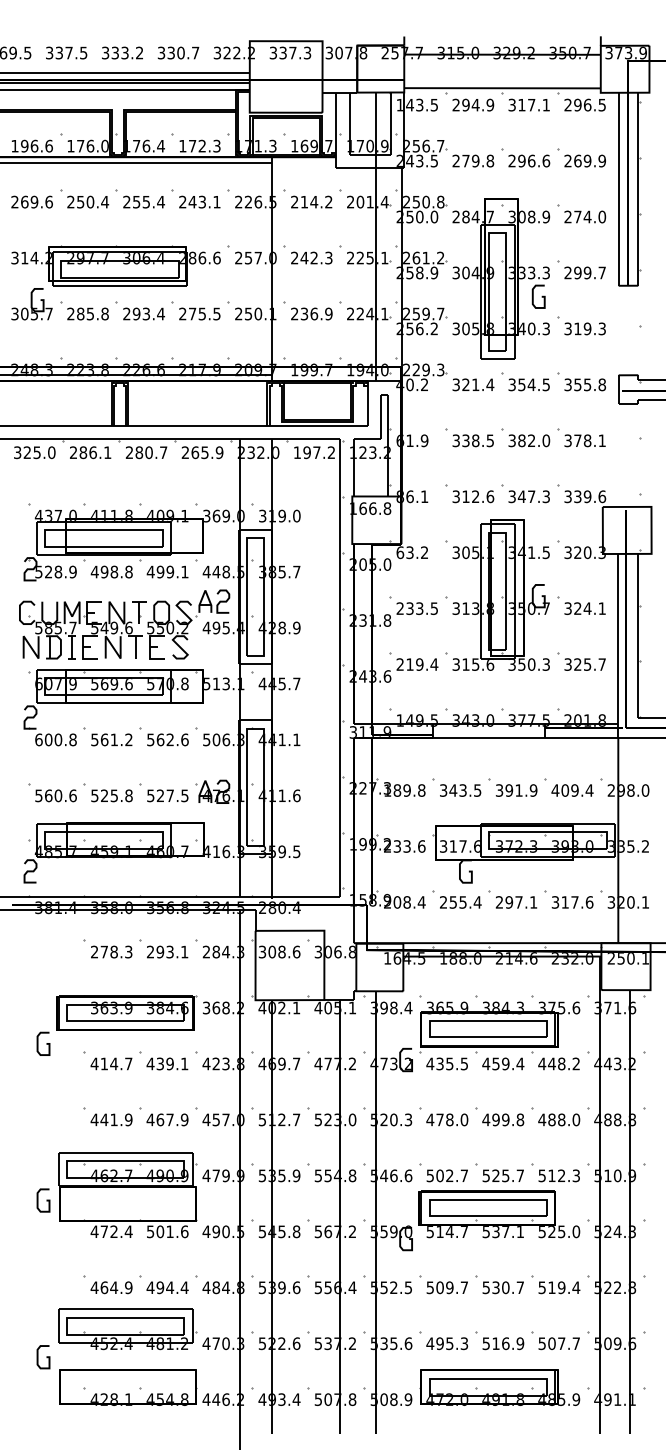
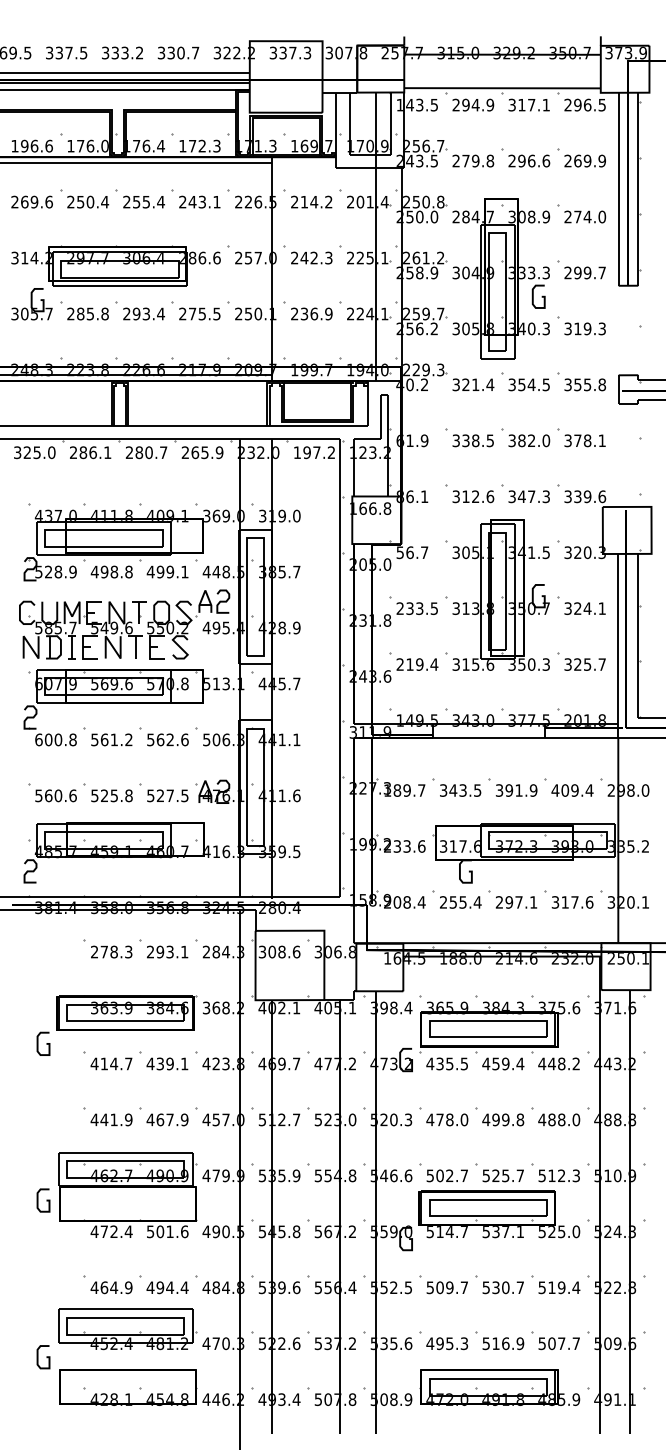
text: 63.2 -> 56.7 (412, 552)
text: 189.8 -> 189.7 (421, 790)
